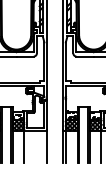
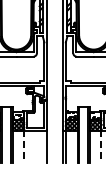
line: solid -> dashed (24, 147)
line: solid -> dashed (101, 147)
